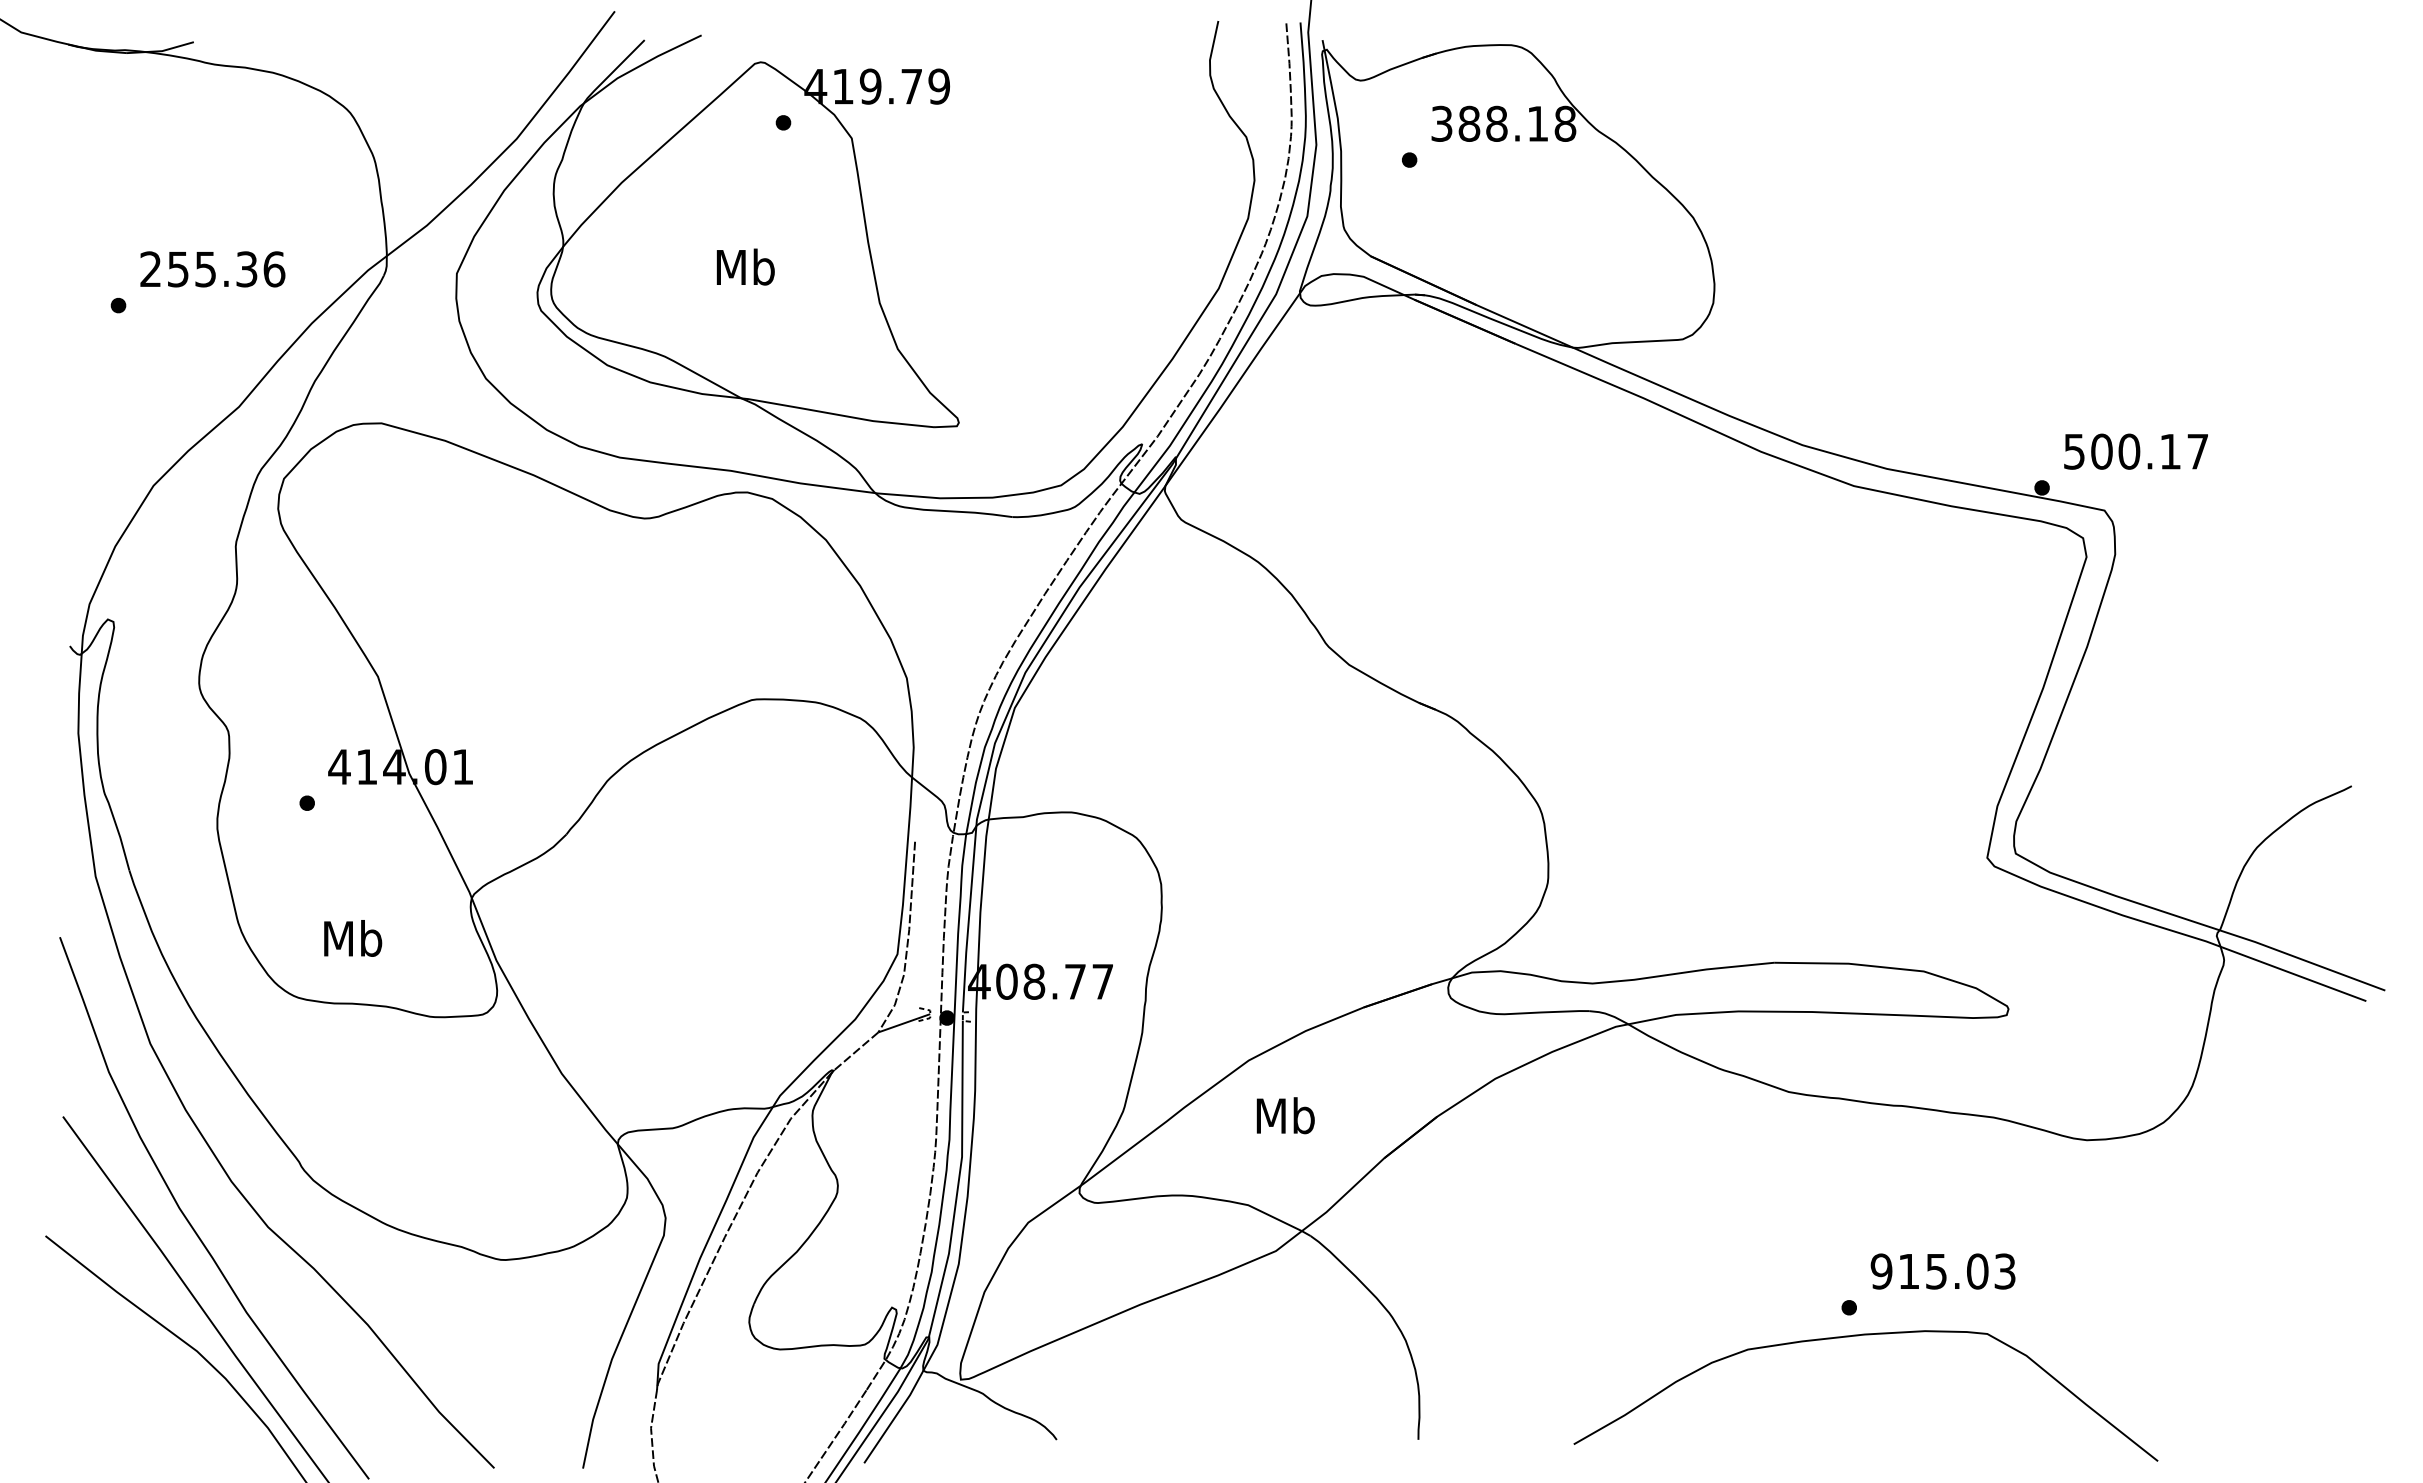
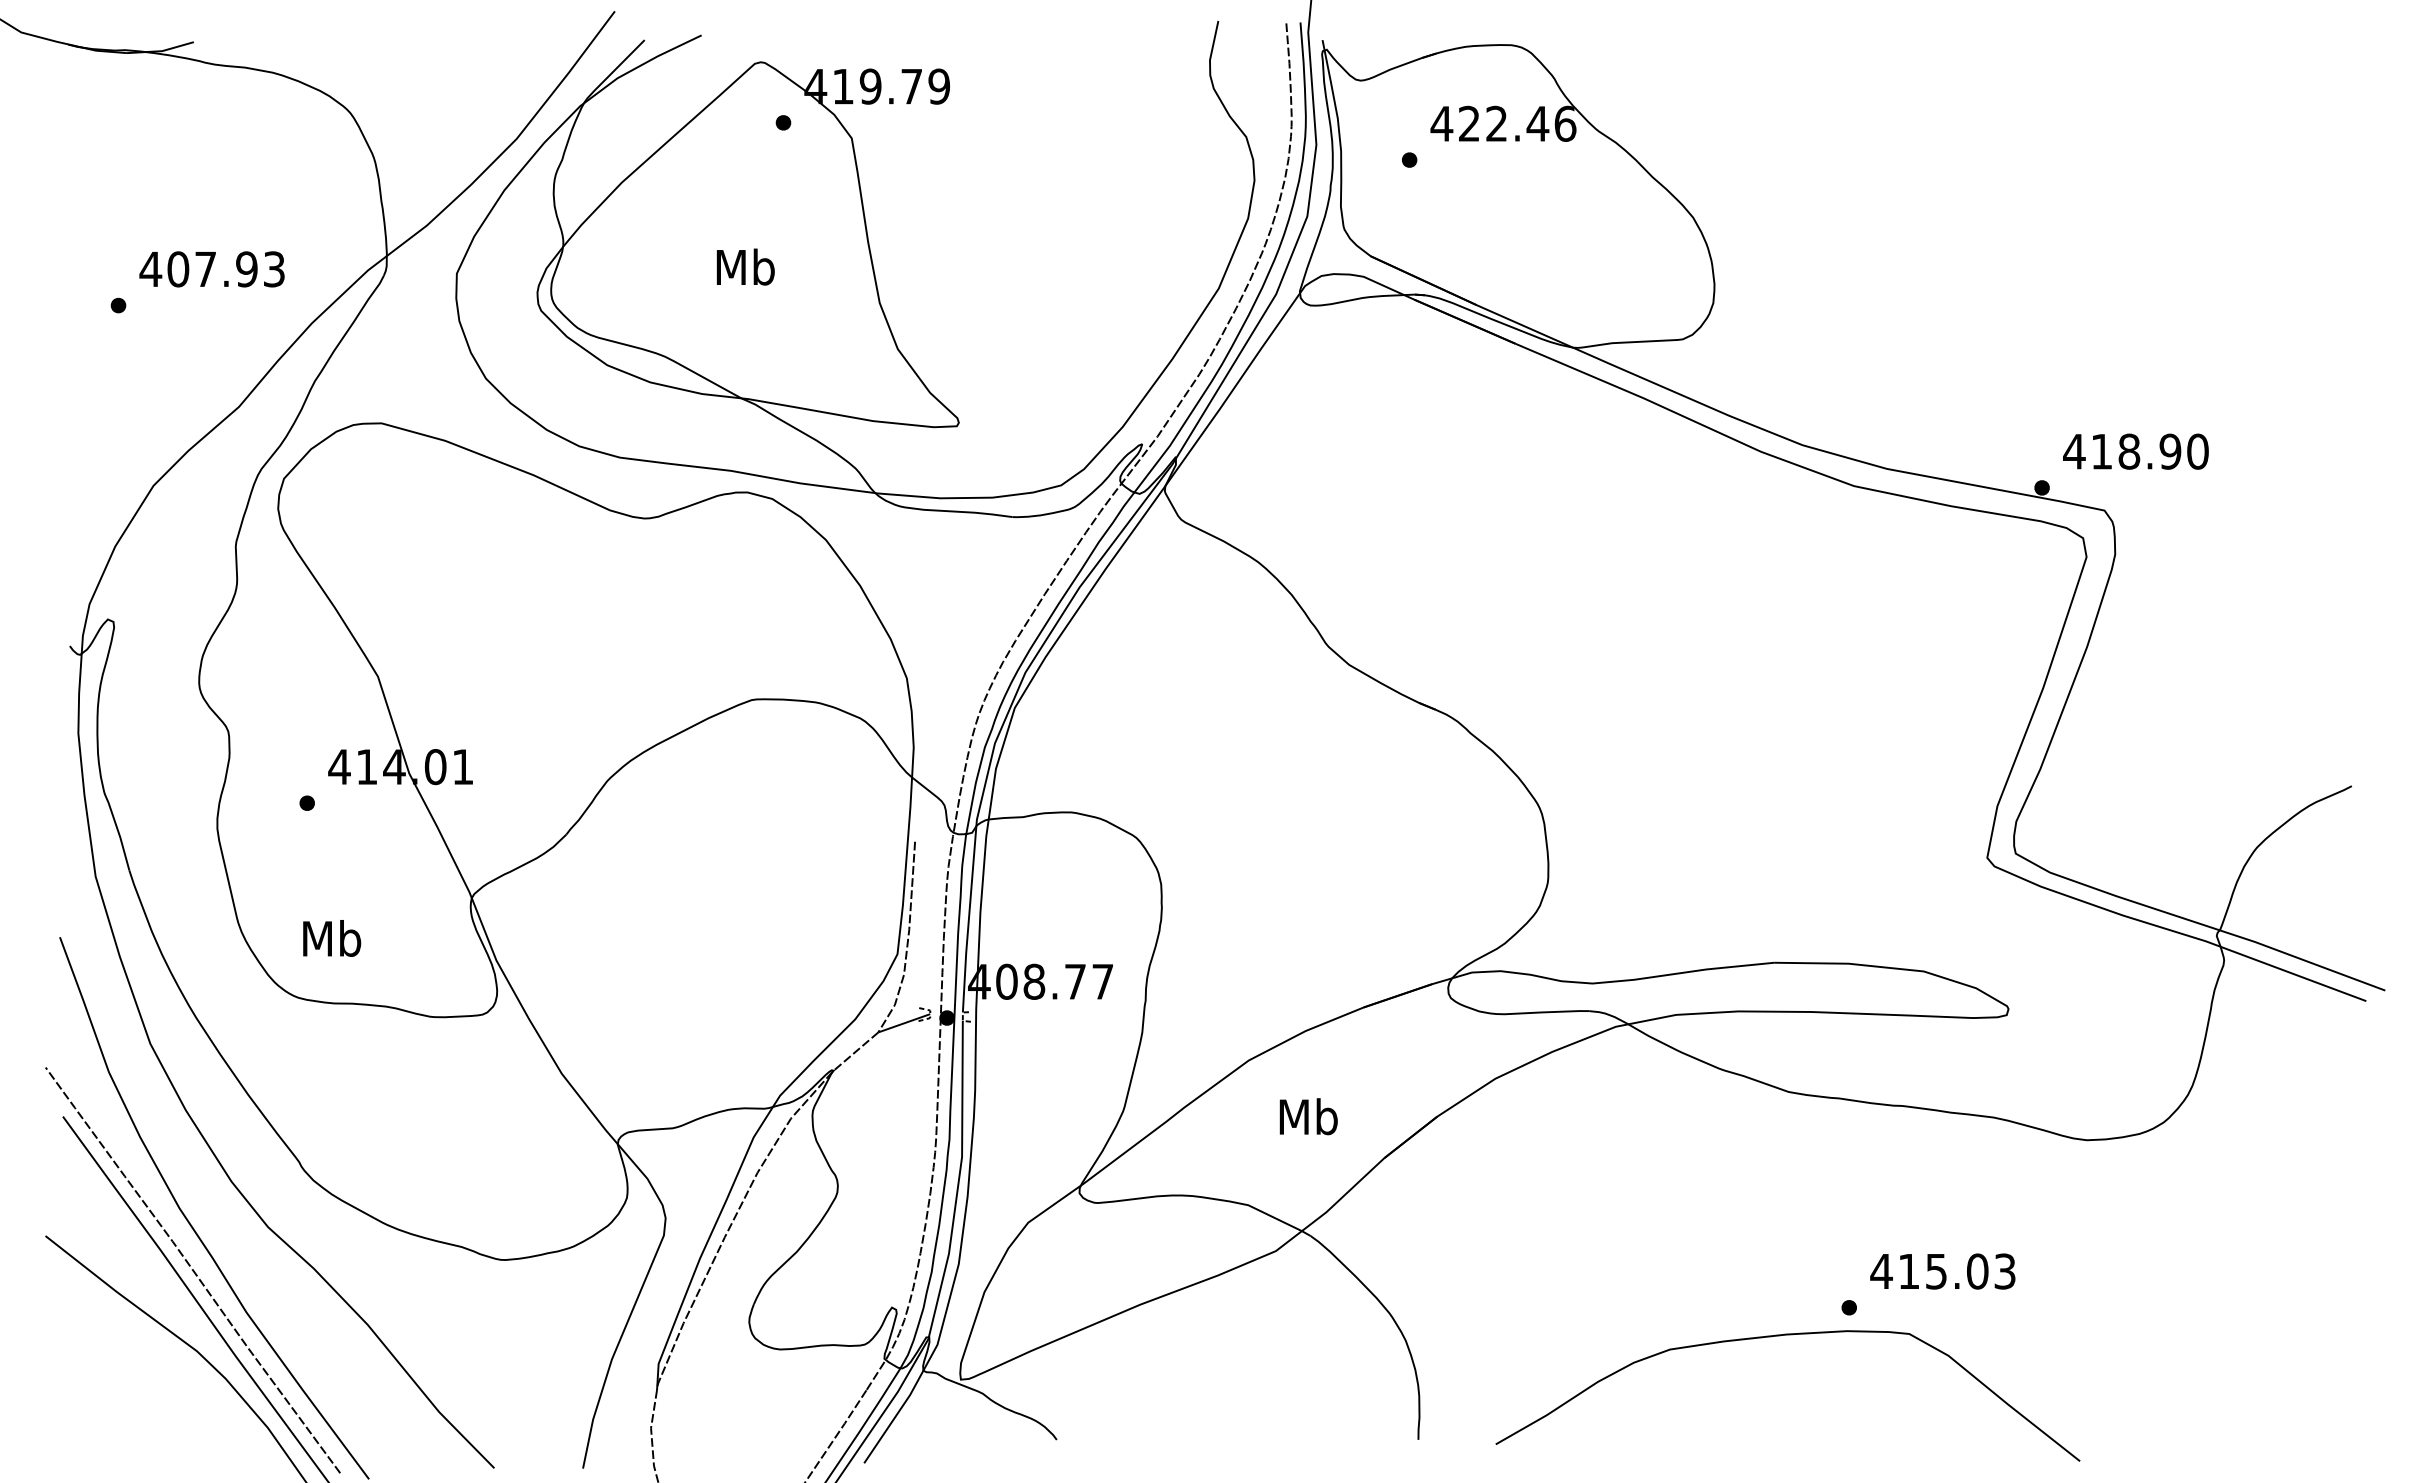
text: 388.18 -> 422.46 (1503, 123)
text: 255.36 -> 407.93 (212, 269)
text: 500.17 -> 418.90 (2135, 451)
text position: (353, 938) -> (332, 938) (332, 938)
text position: (1285, 1115) -> (1308, 1116) (1308, 1116)
curve: none -> present (192, 1270)
text: 915.03 -> 415.03 (1881, 1271)
curve position: (1858, 1336) -> (1780, 1336) (1780, 1336)
